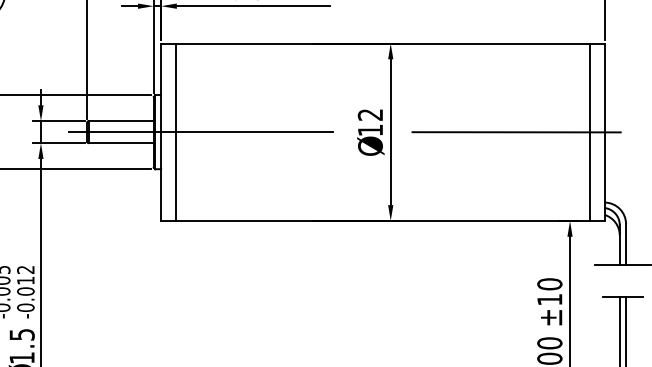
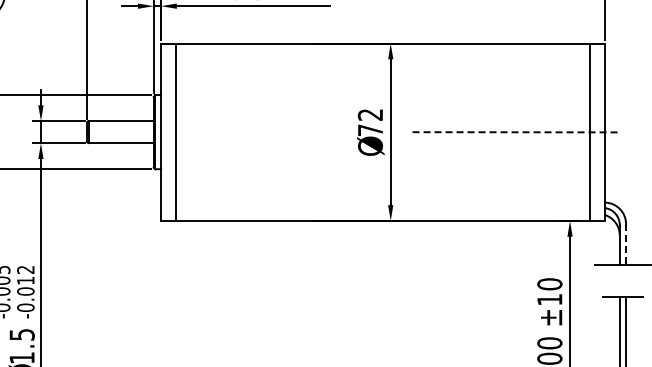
text: 12 -> 72 (370, 130)
line: present -> none (200, 132)
line: solid -> dashed (517, 132)
line: solid -> dashed (626, 244)
